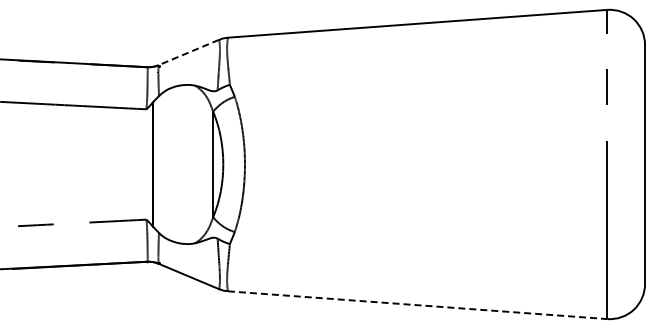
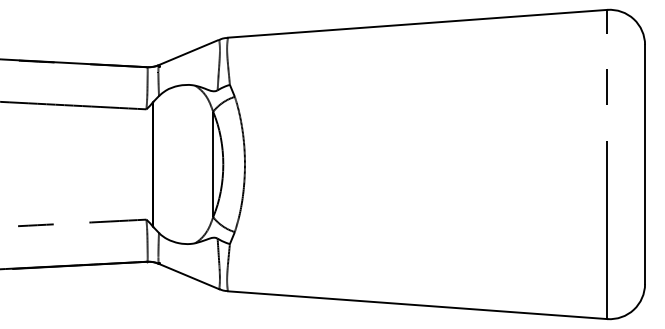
line: dashed -> solid (189, 52)
line: dashed -> solid (418, 305)
